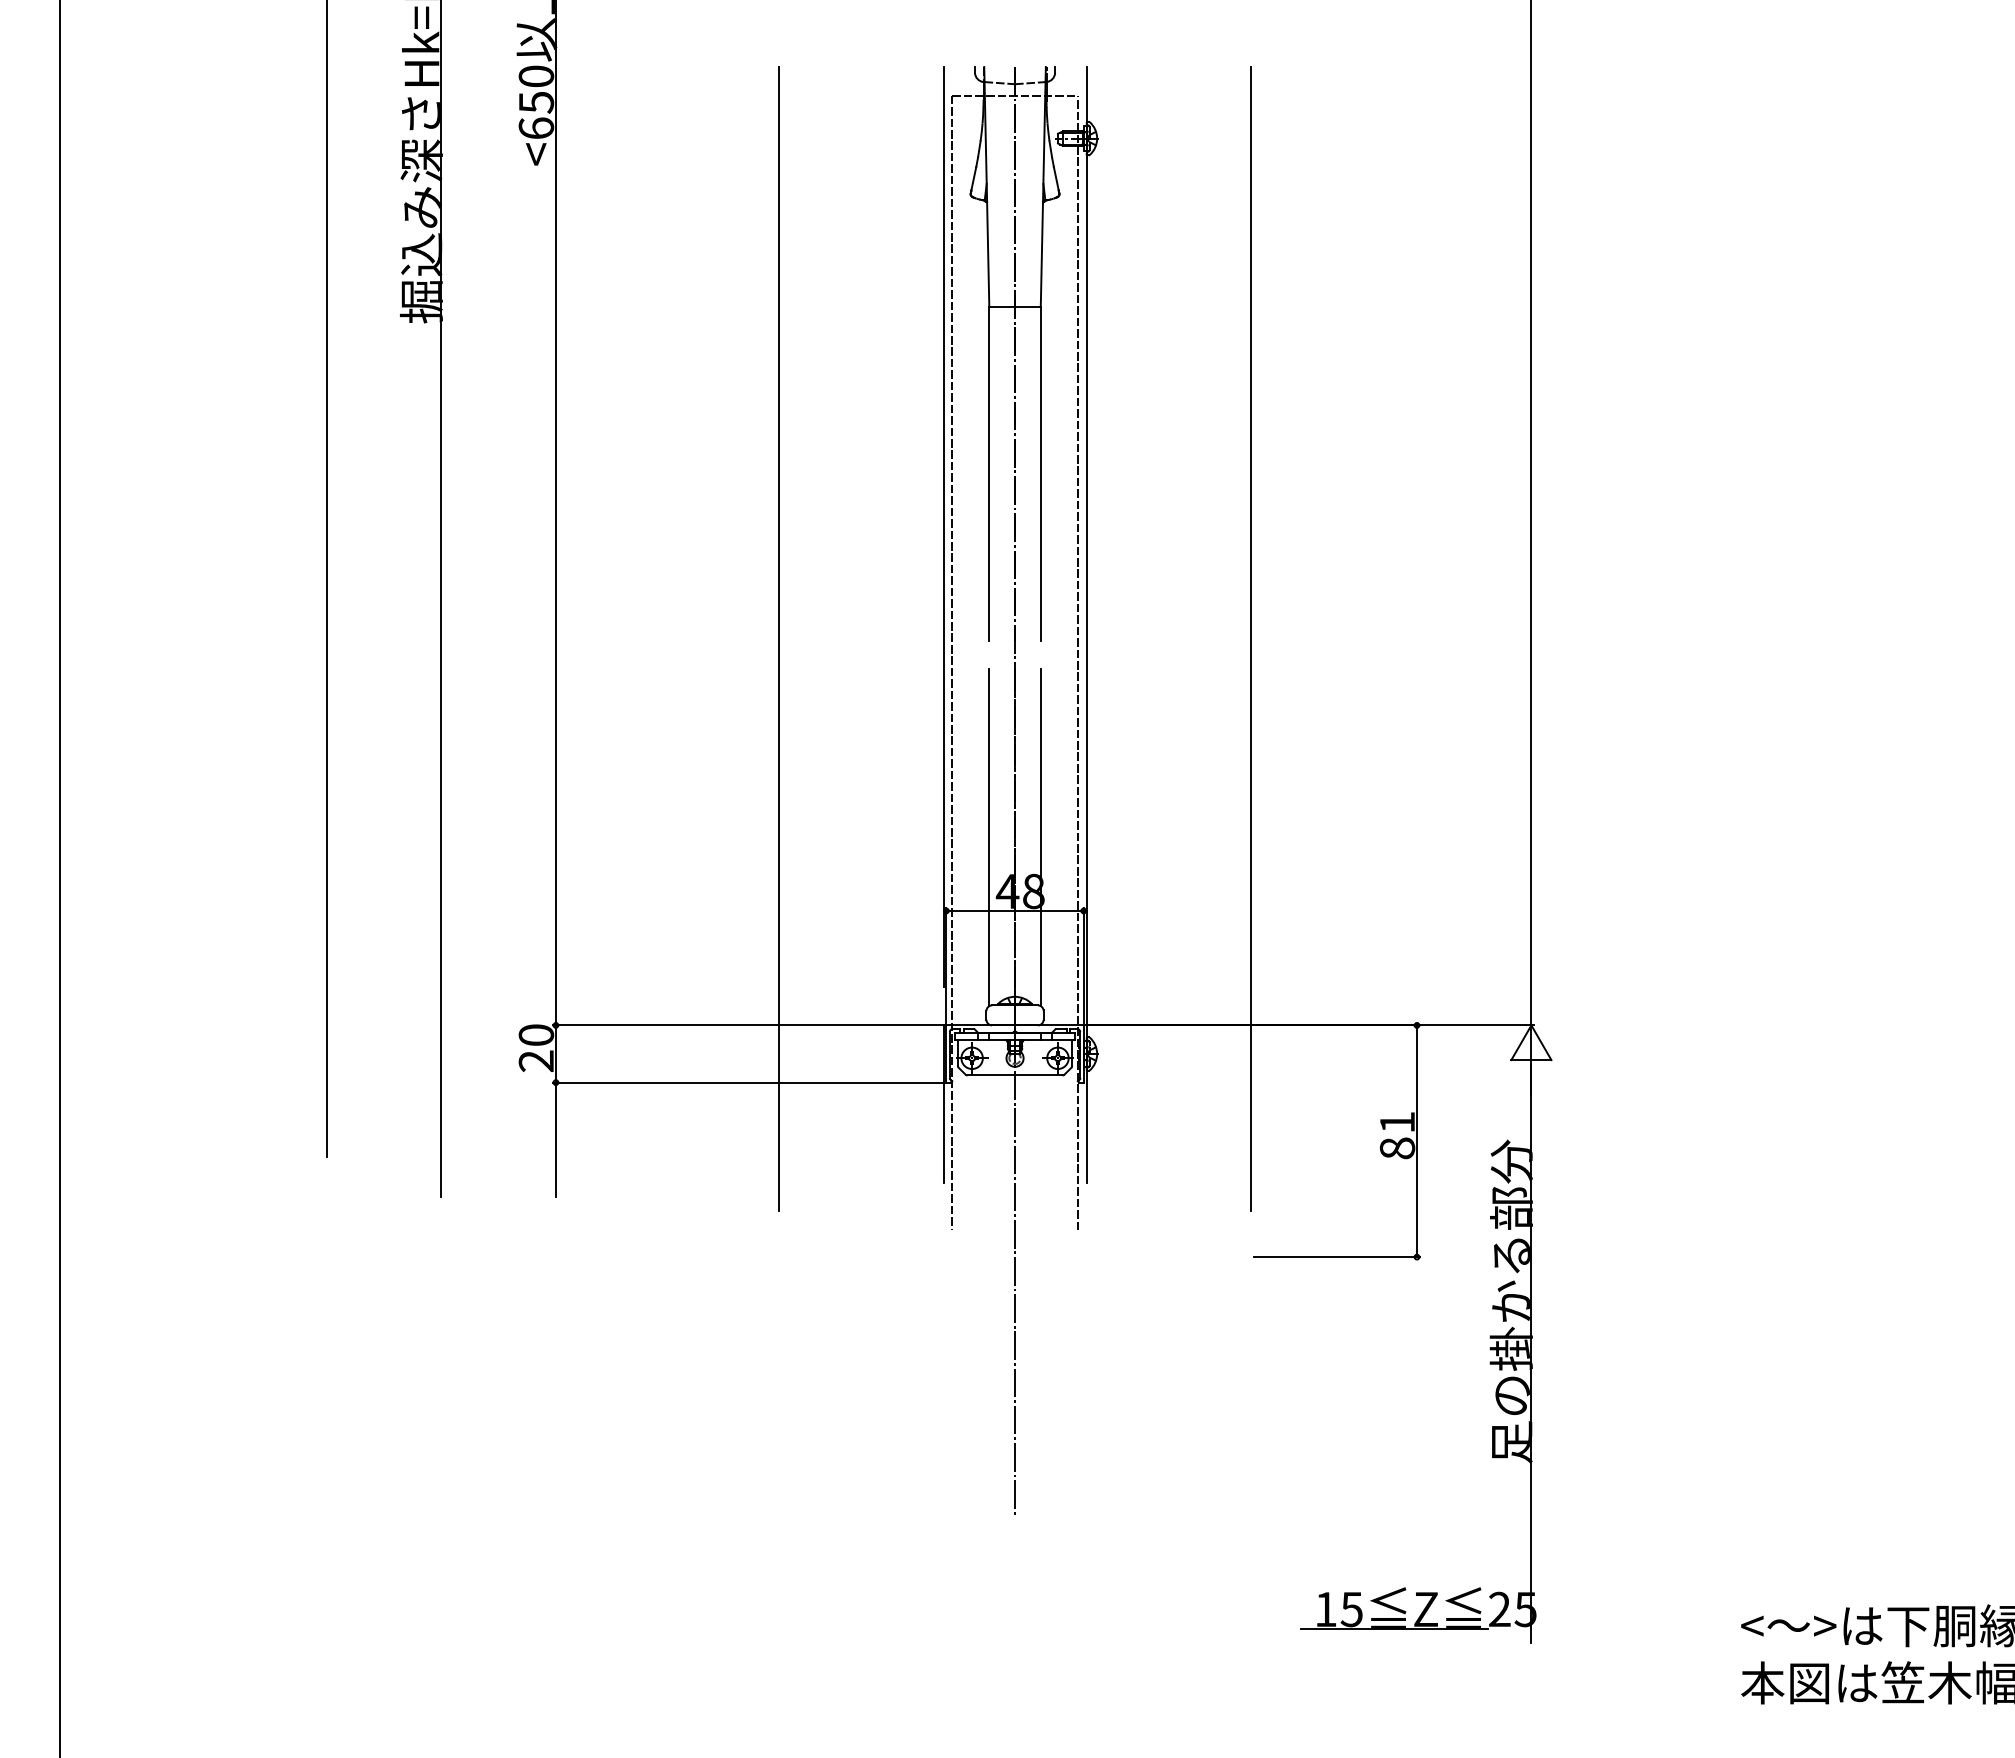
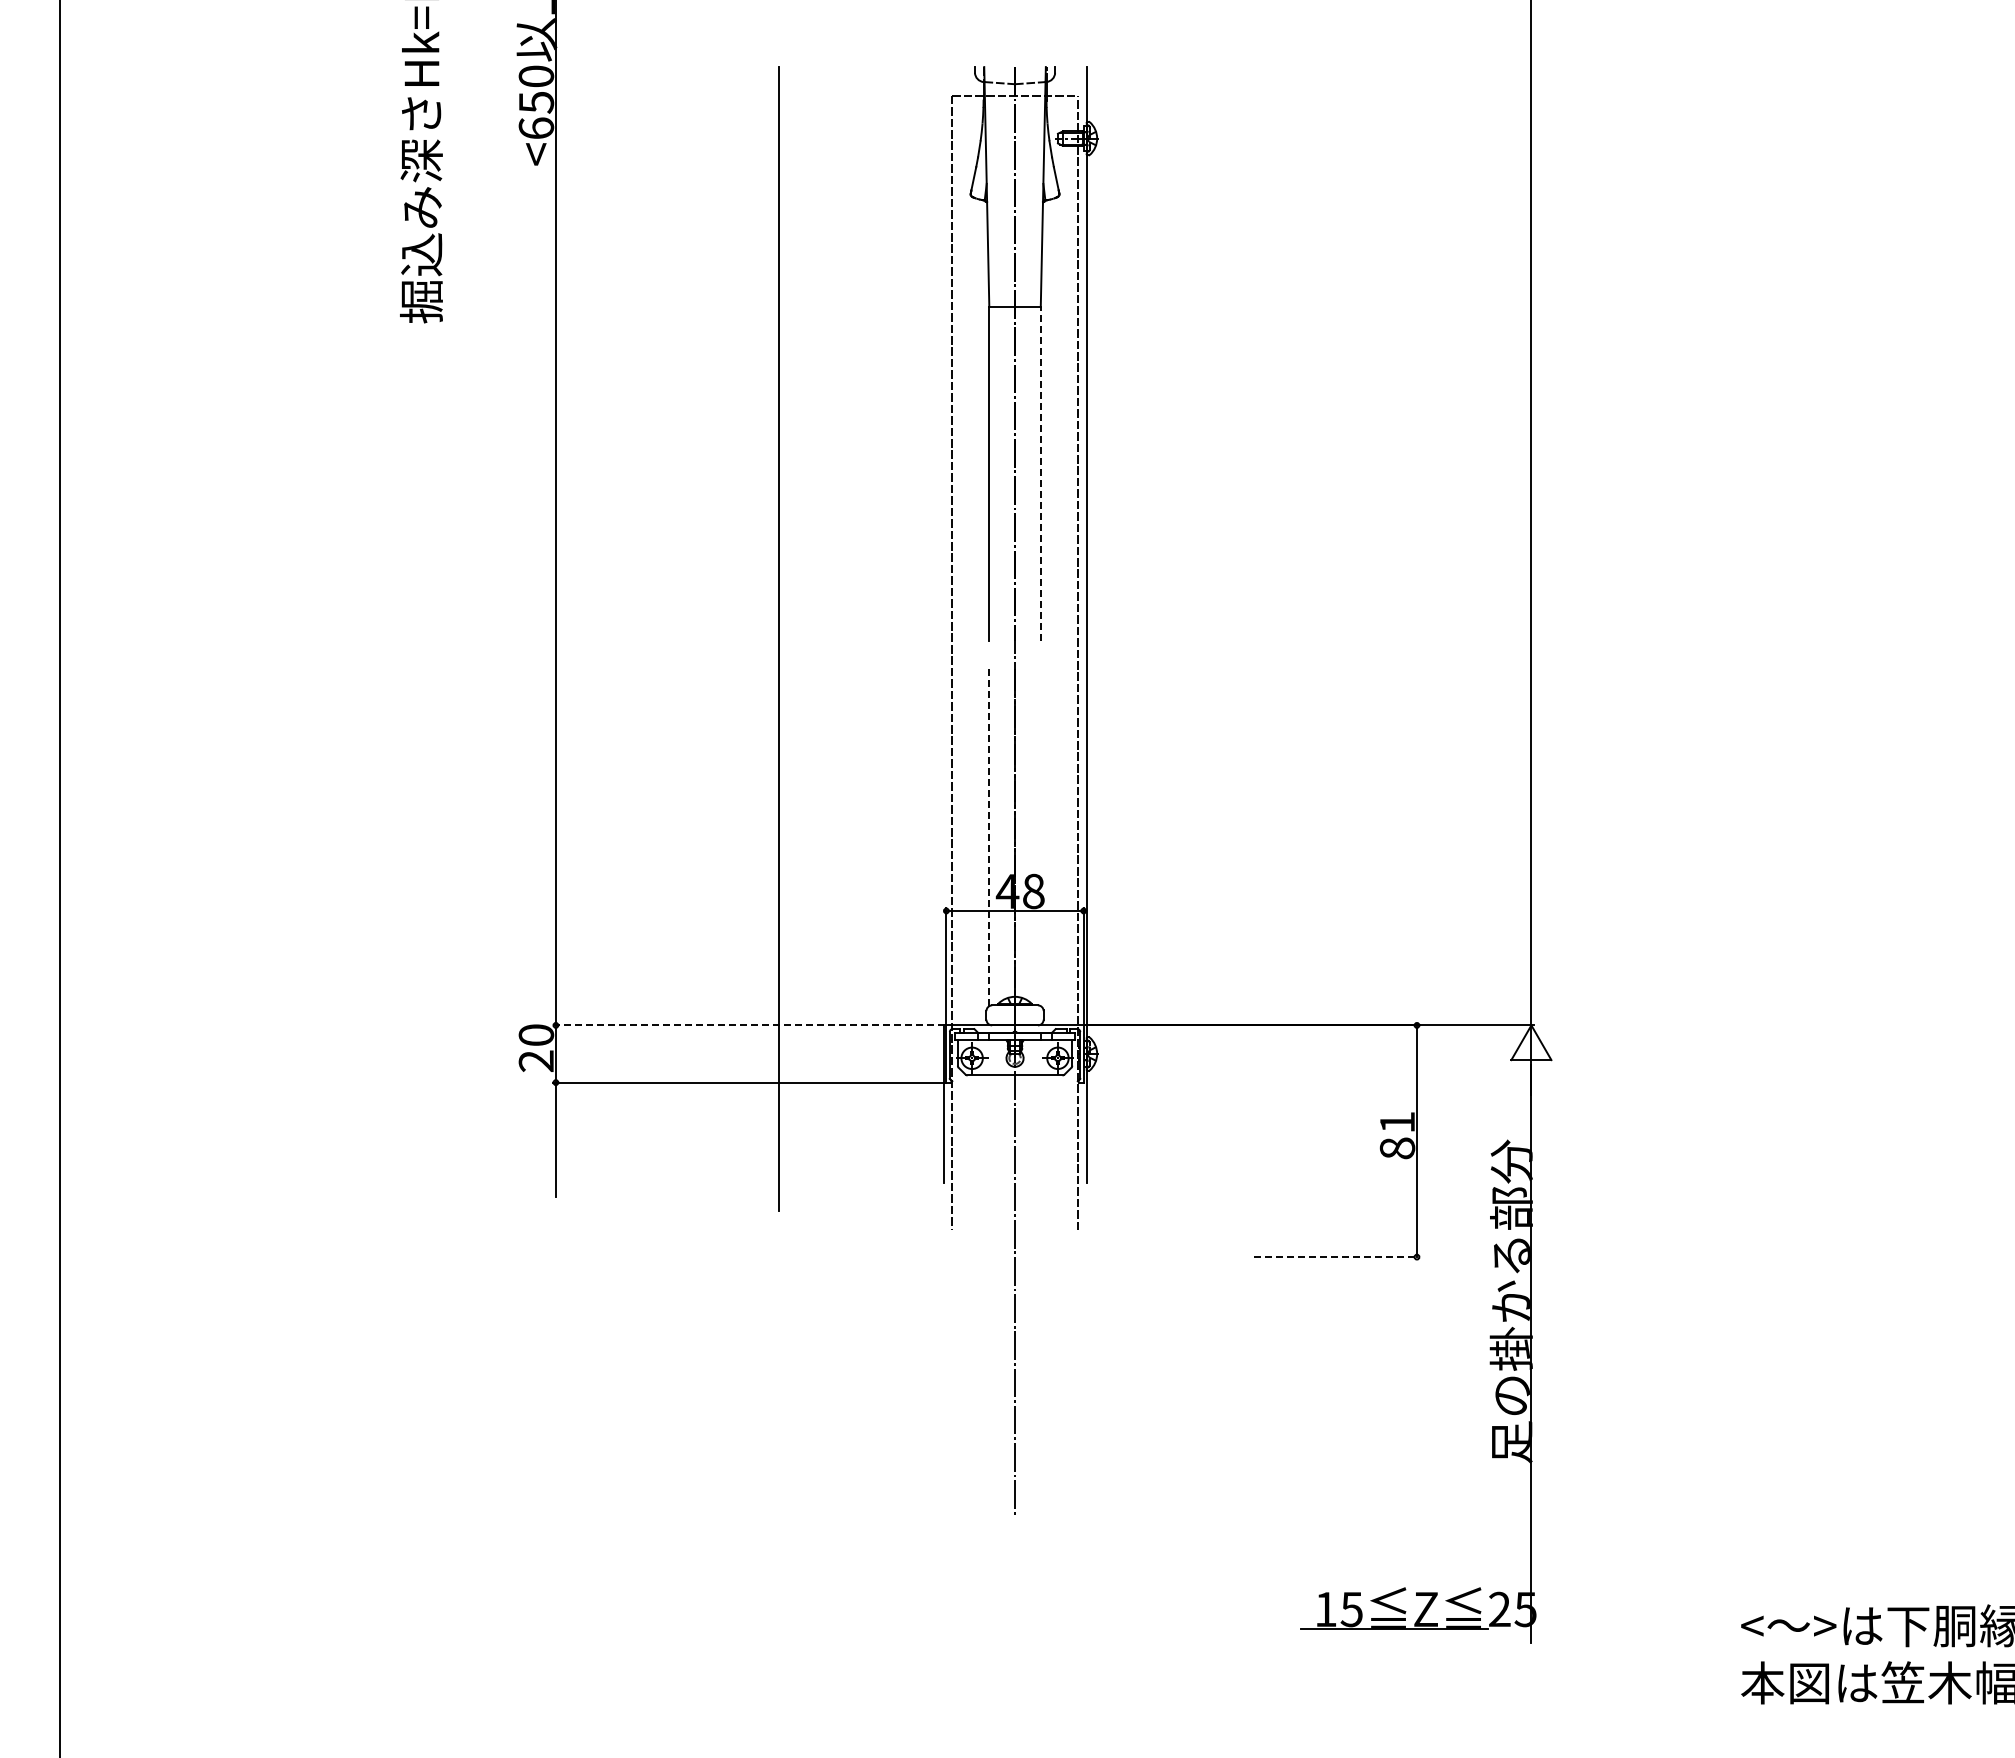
line: solid -> dashed (1040, 473)
line: present -> none (943, 527)
line: present -> none (327, 579)
line: present -> none (441, 599)
line: present -> none (1251, 639)
line: present -> none (1040, 837)
line: solid -> dashed (989, 838)
line: solid -> dashed (749, 1025)
line: solid -> dashed (1336, 1257)
